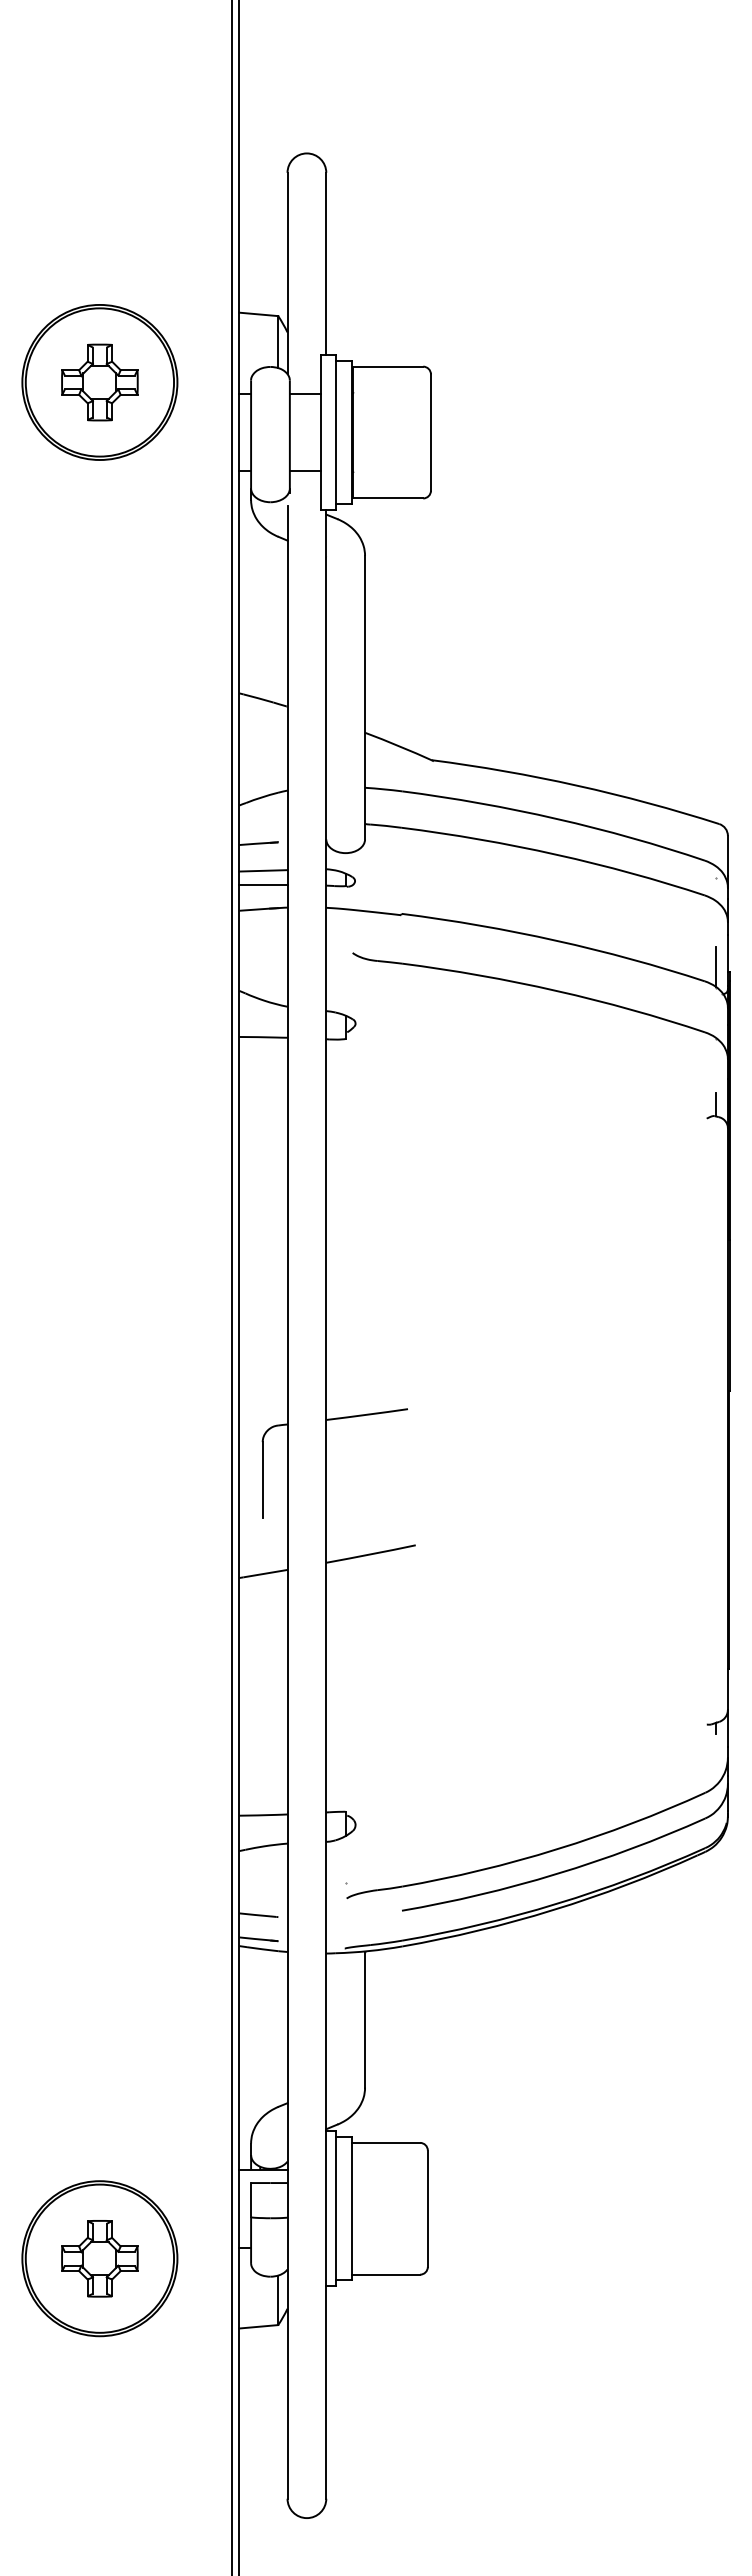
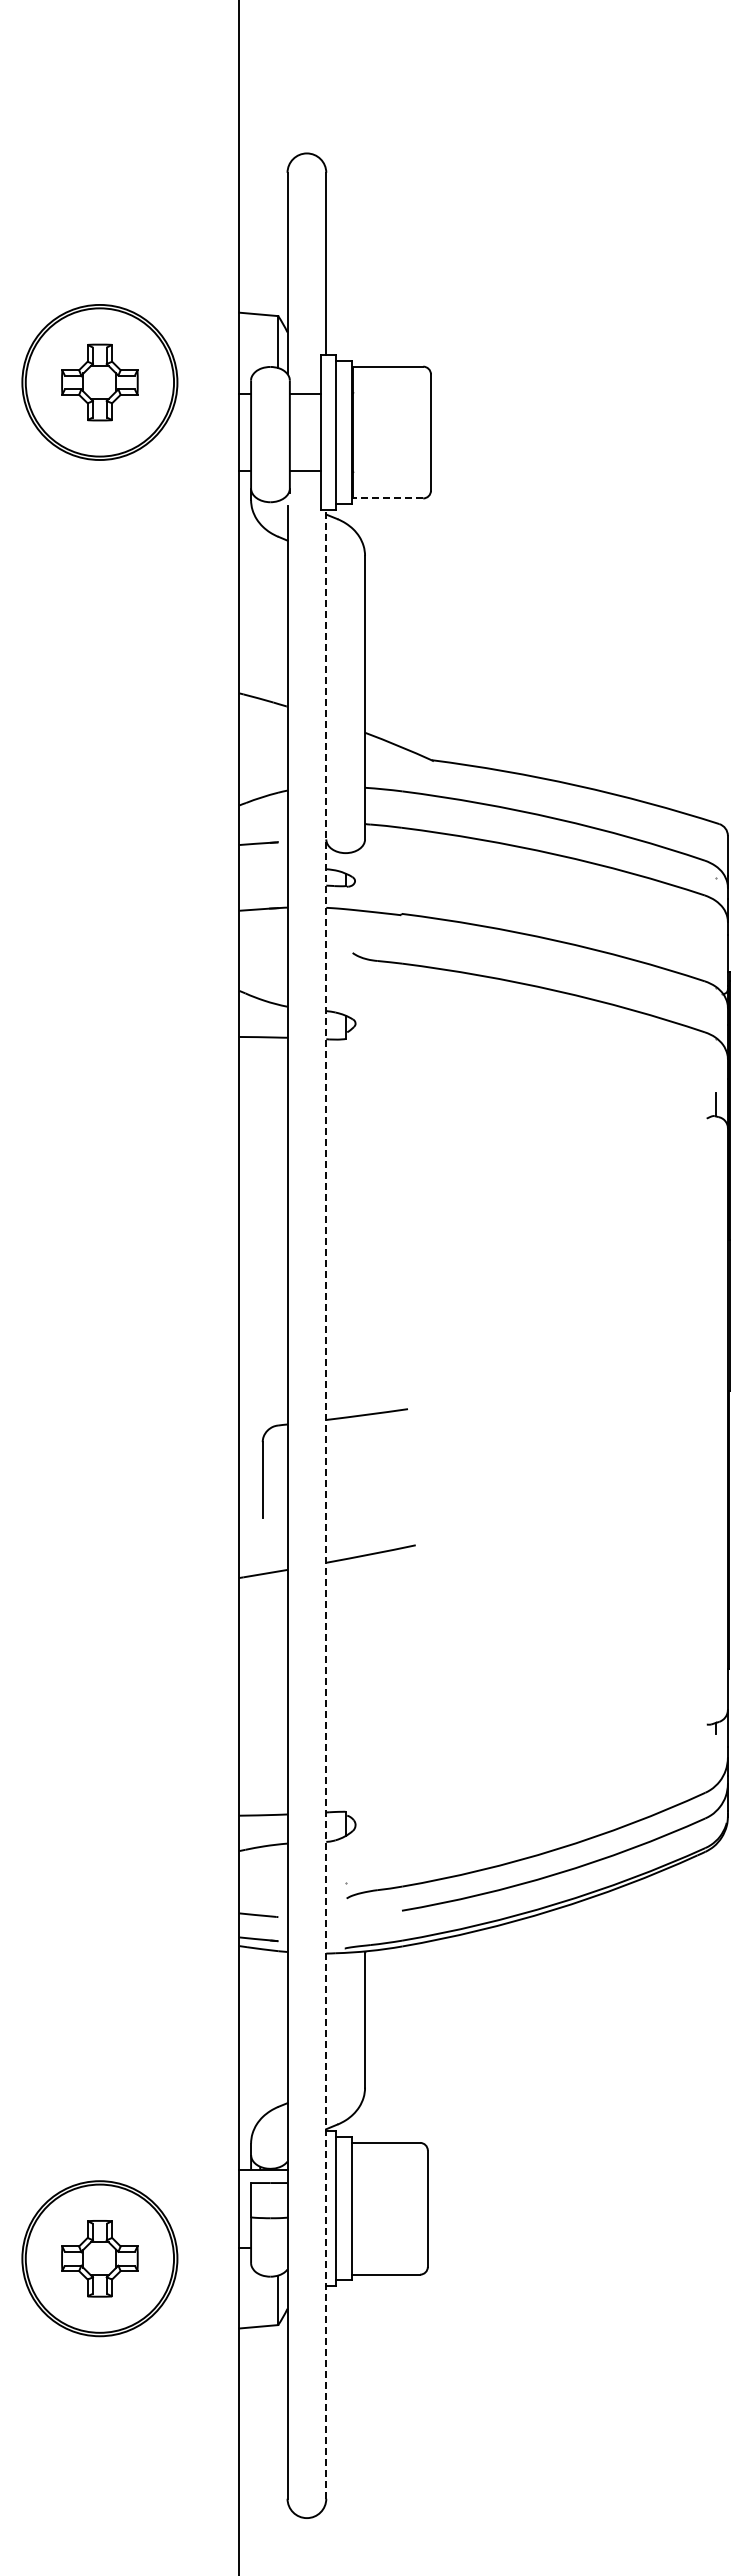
line: solid -> dashed (388, 498)
line: present -> none (263, 870)
line: present -> none (263, 885)
line: present -> none (715, 966)
line: present -> none (231, 1287)
line: solid -> dashed (326, 1503)
